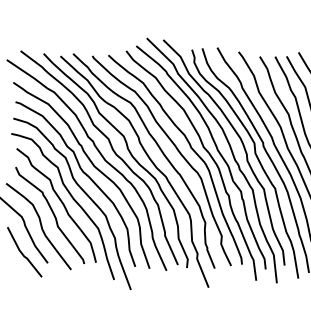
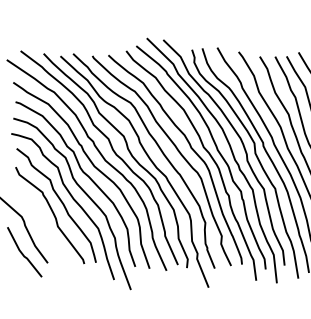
curve: present -> none (40, 226)
